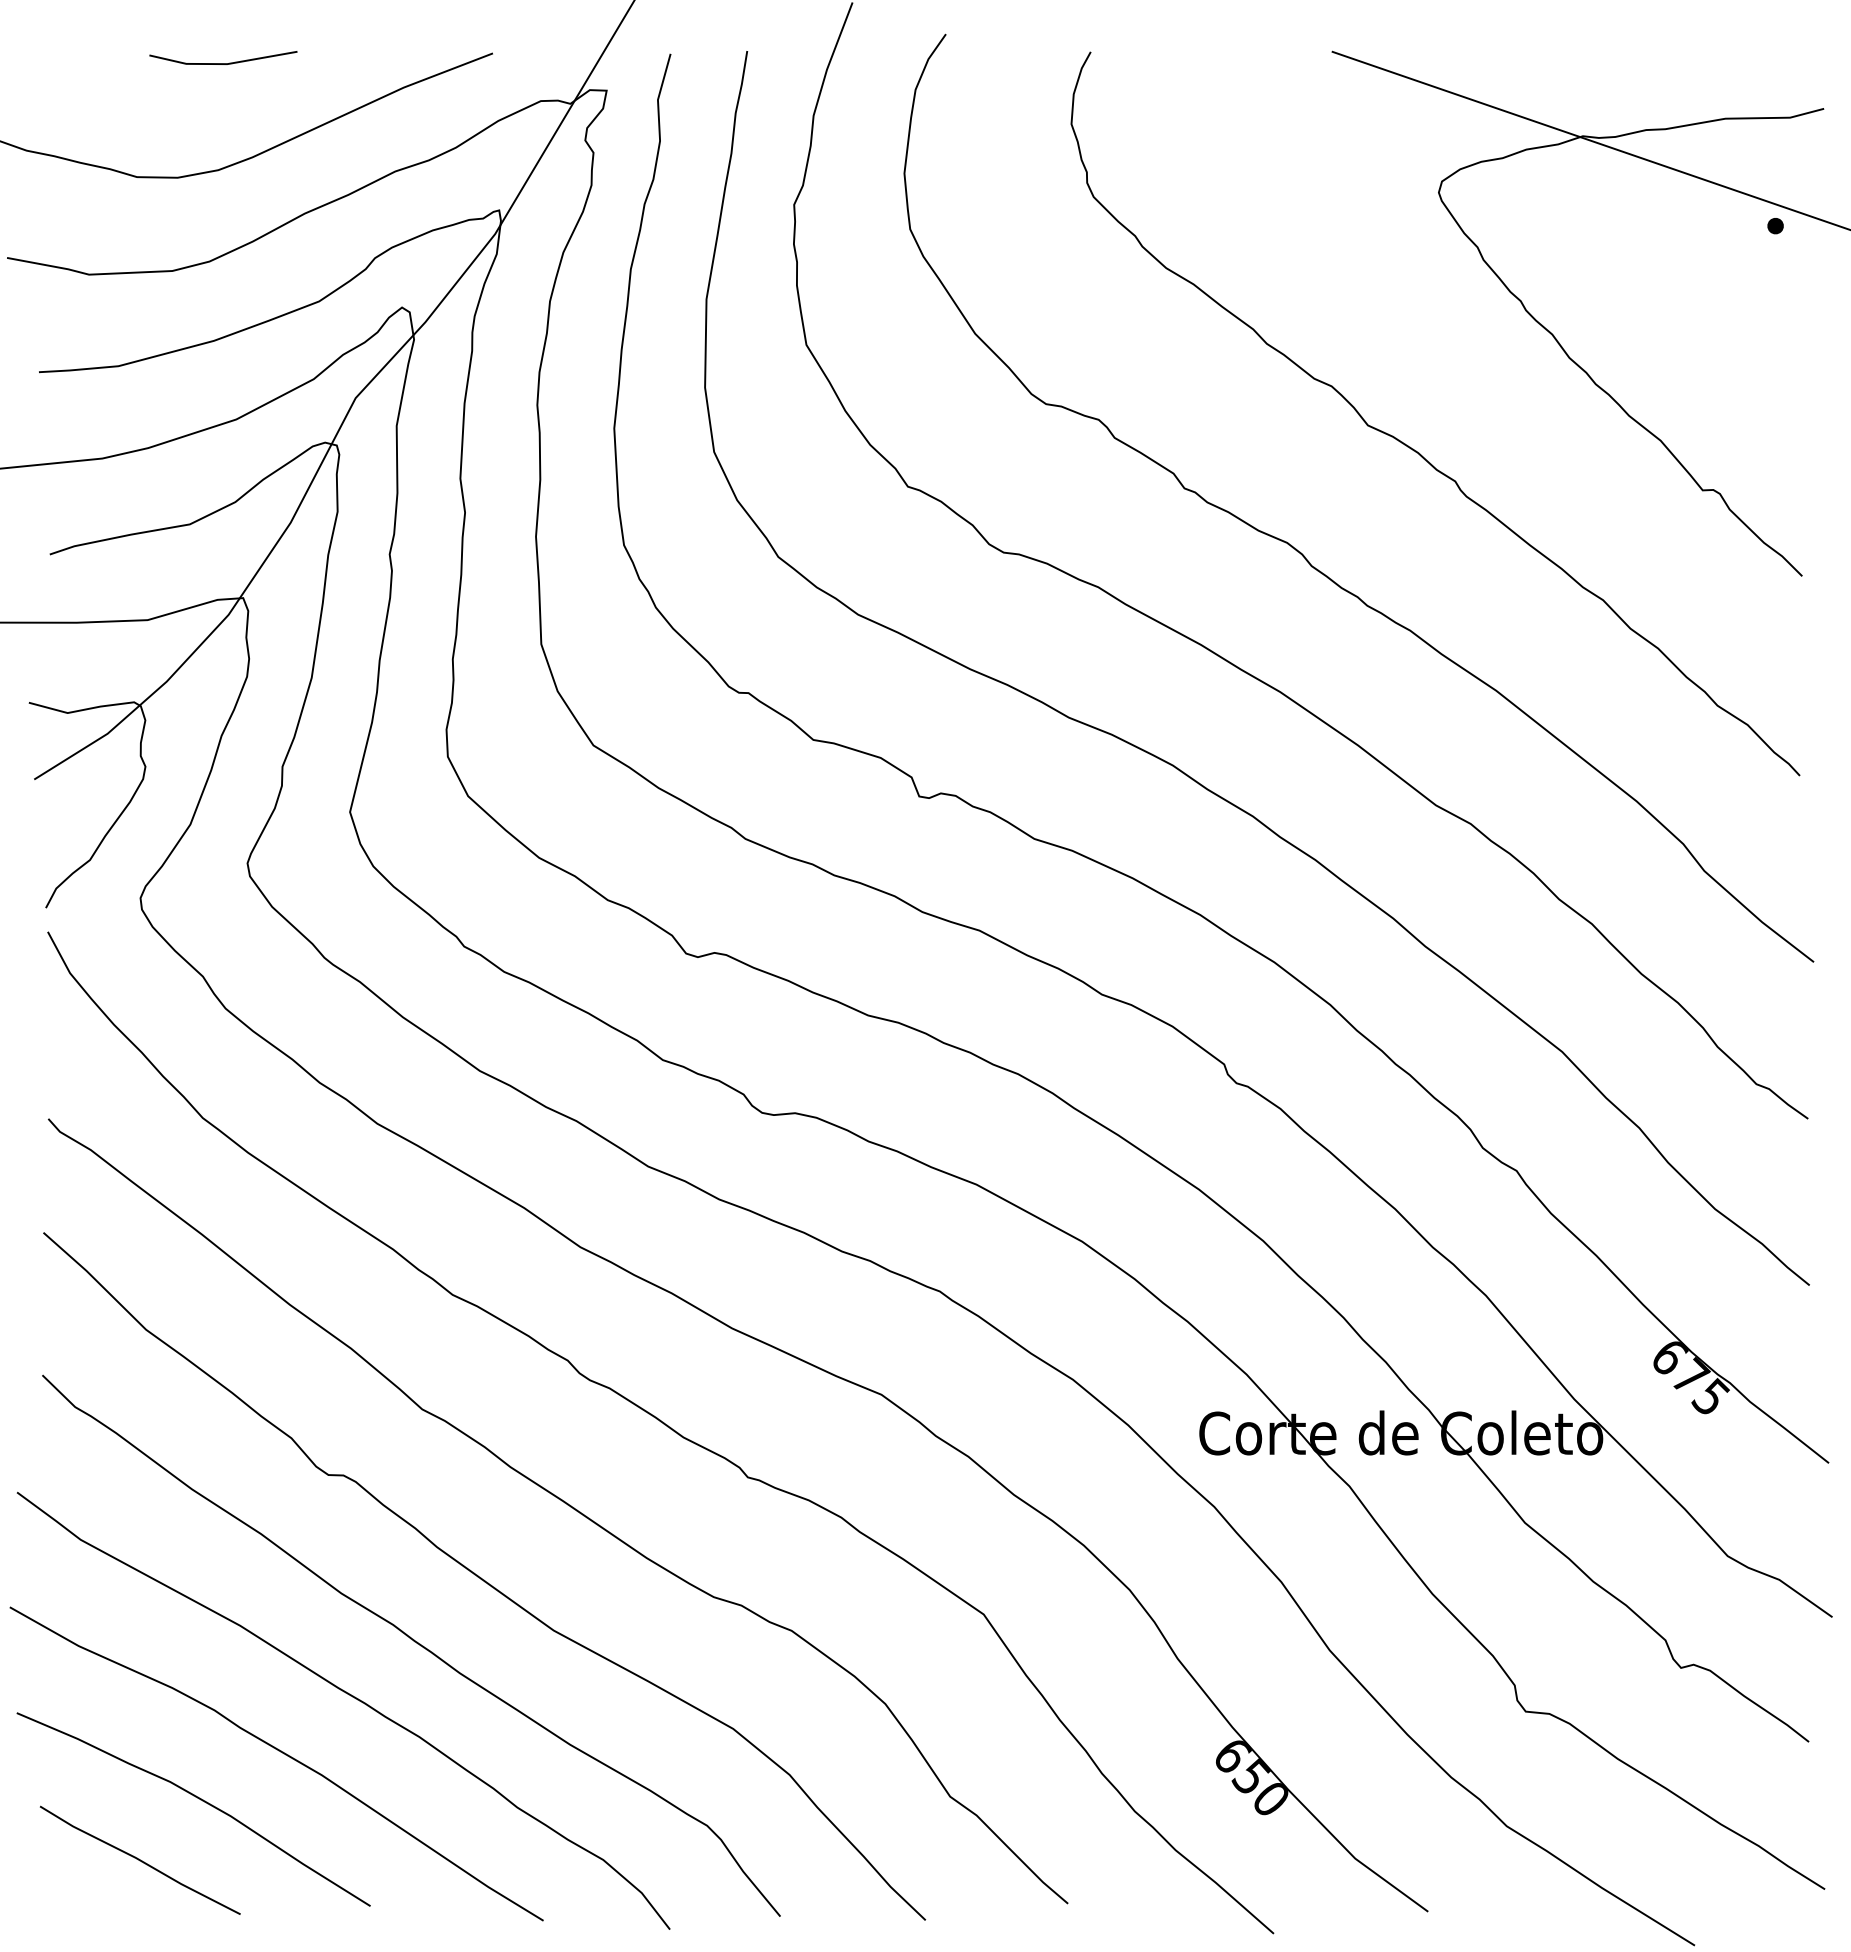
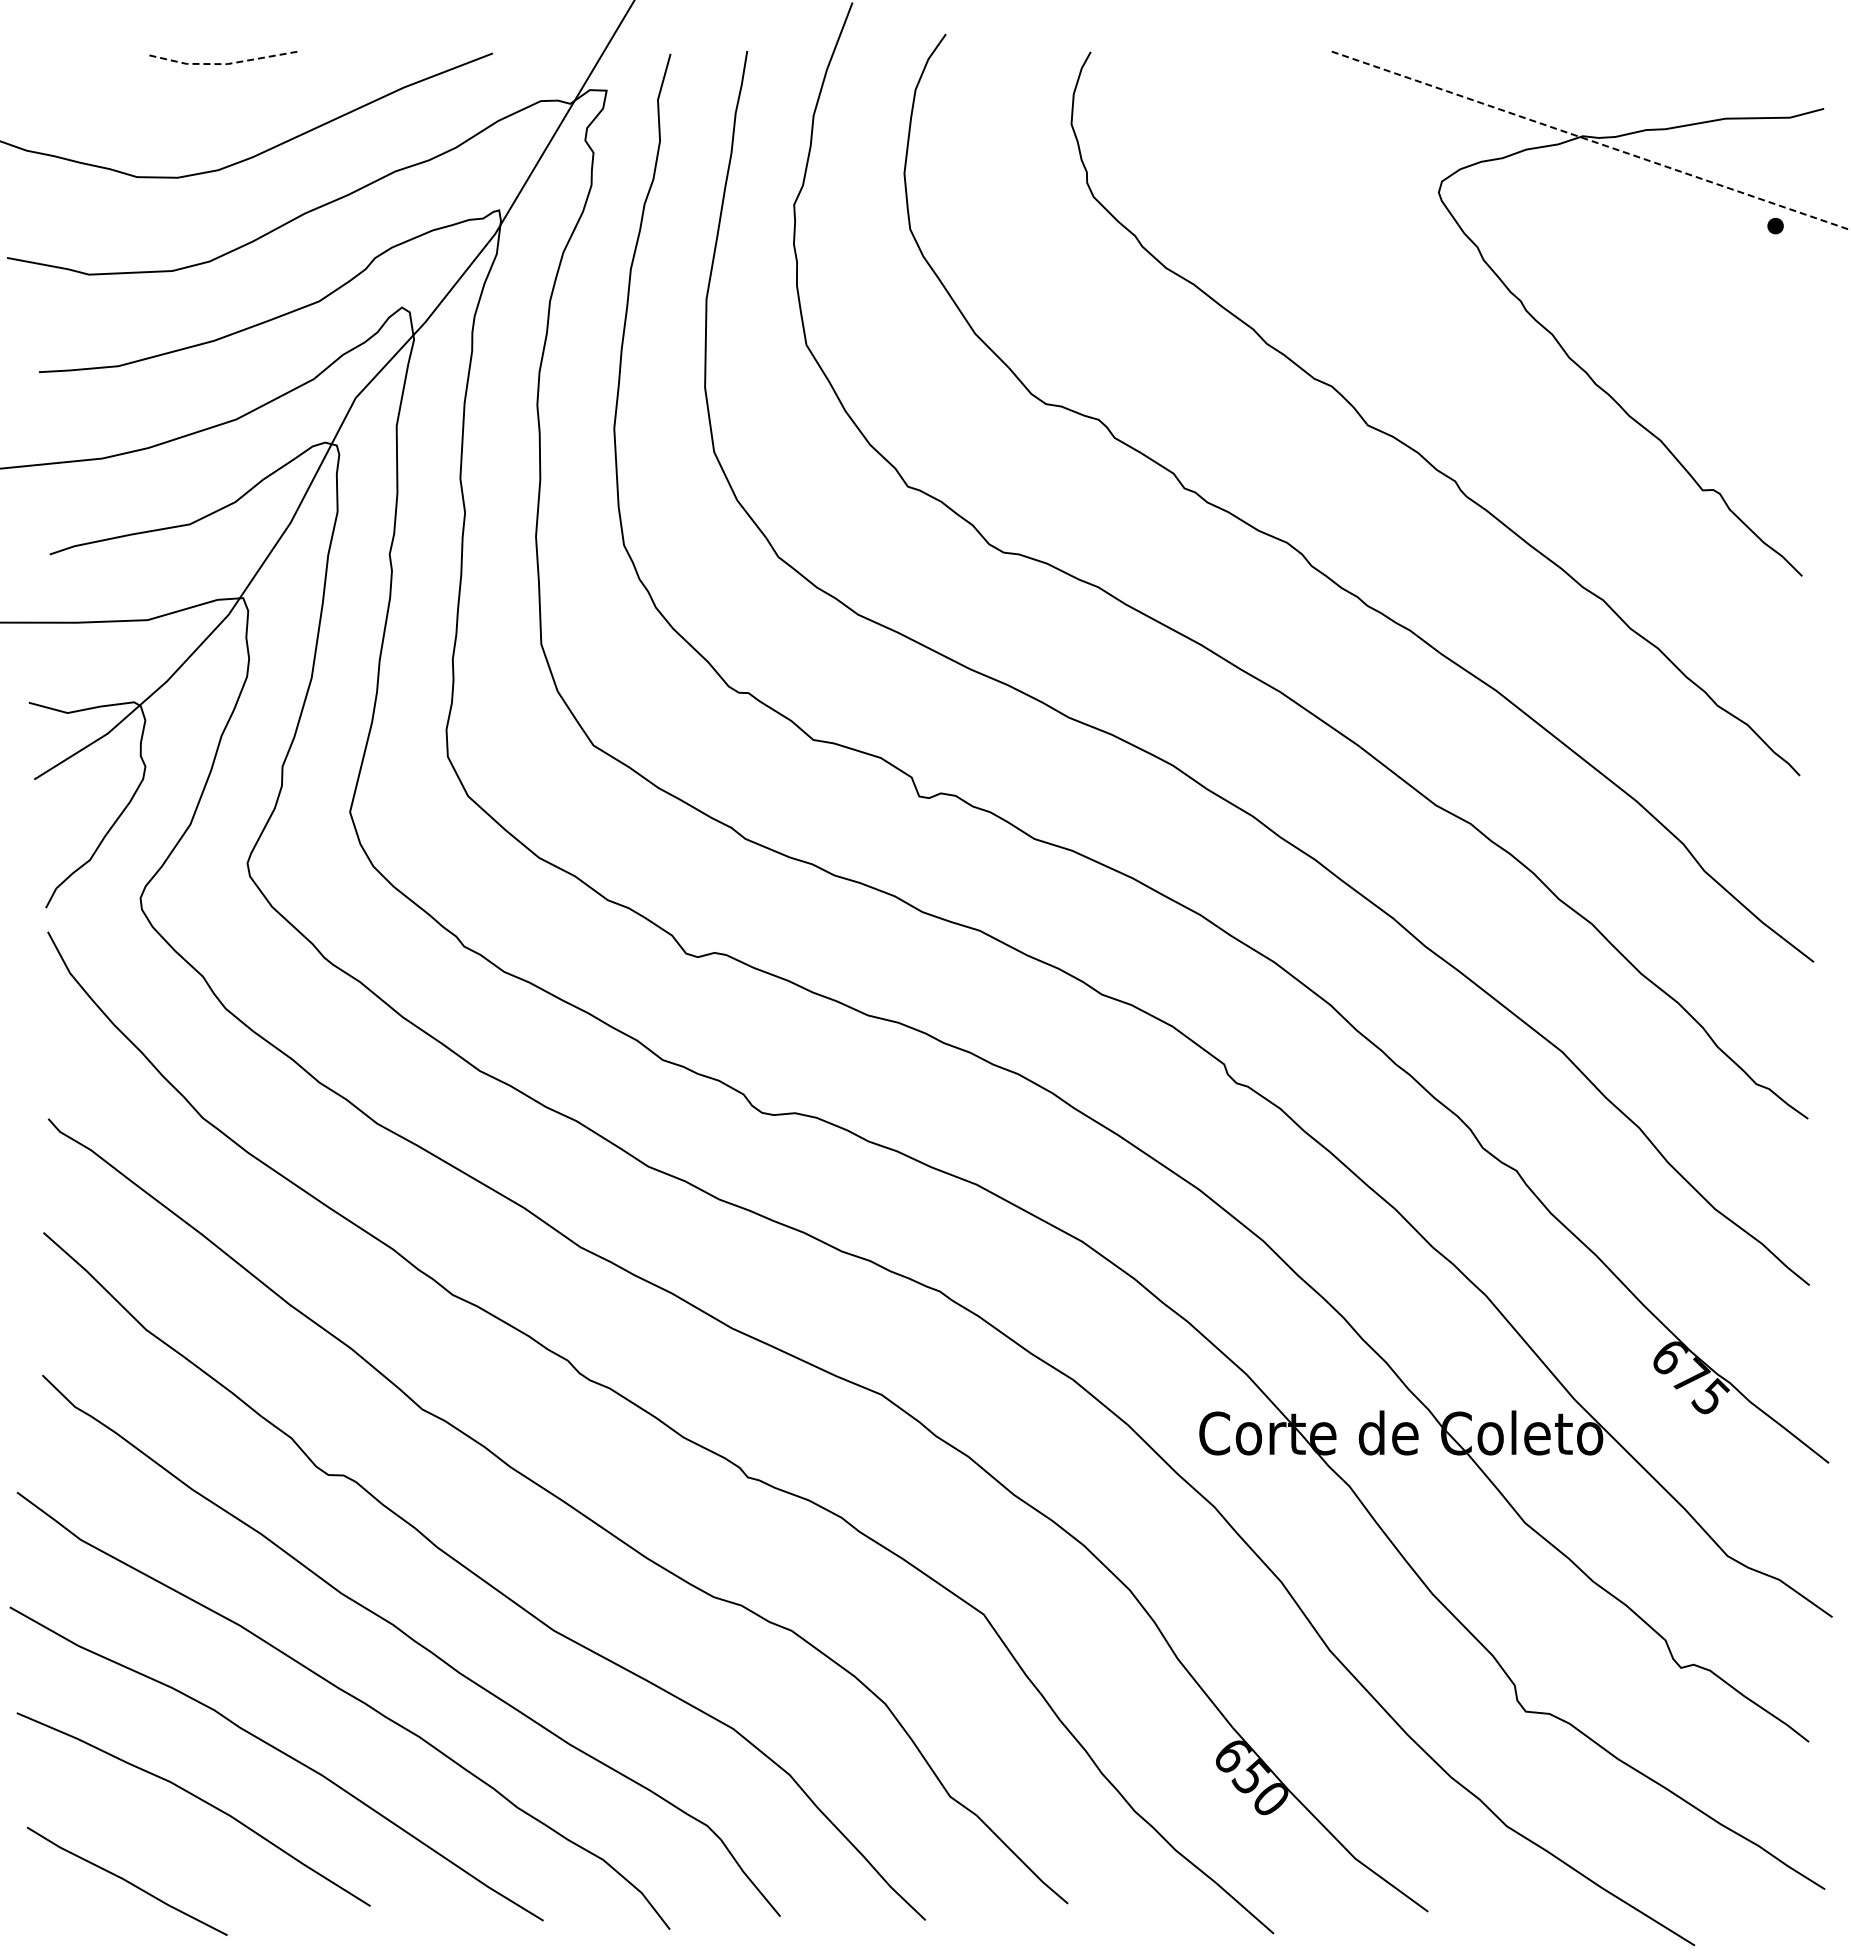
line: solid -> dashed (224, 64)
line: solid -> dashed (1590, 140)
line position: (139, 1859) -> (126, 1880) (126, 1880)
